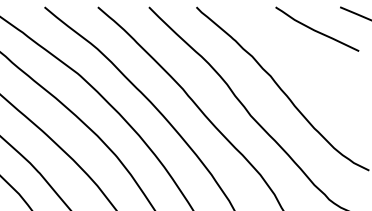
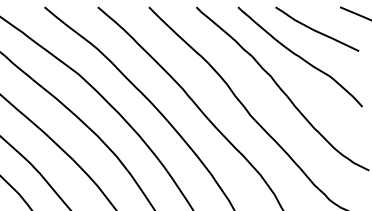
curve: none -> present (299, 56)
